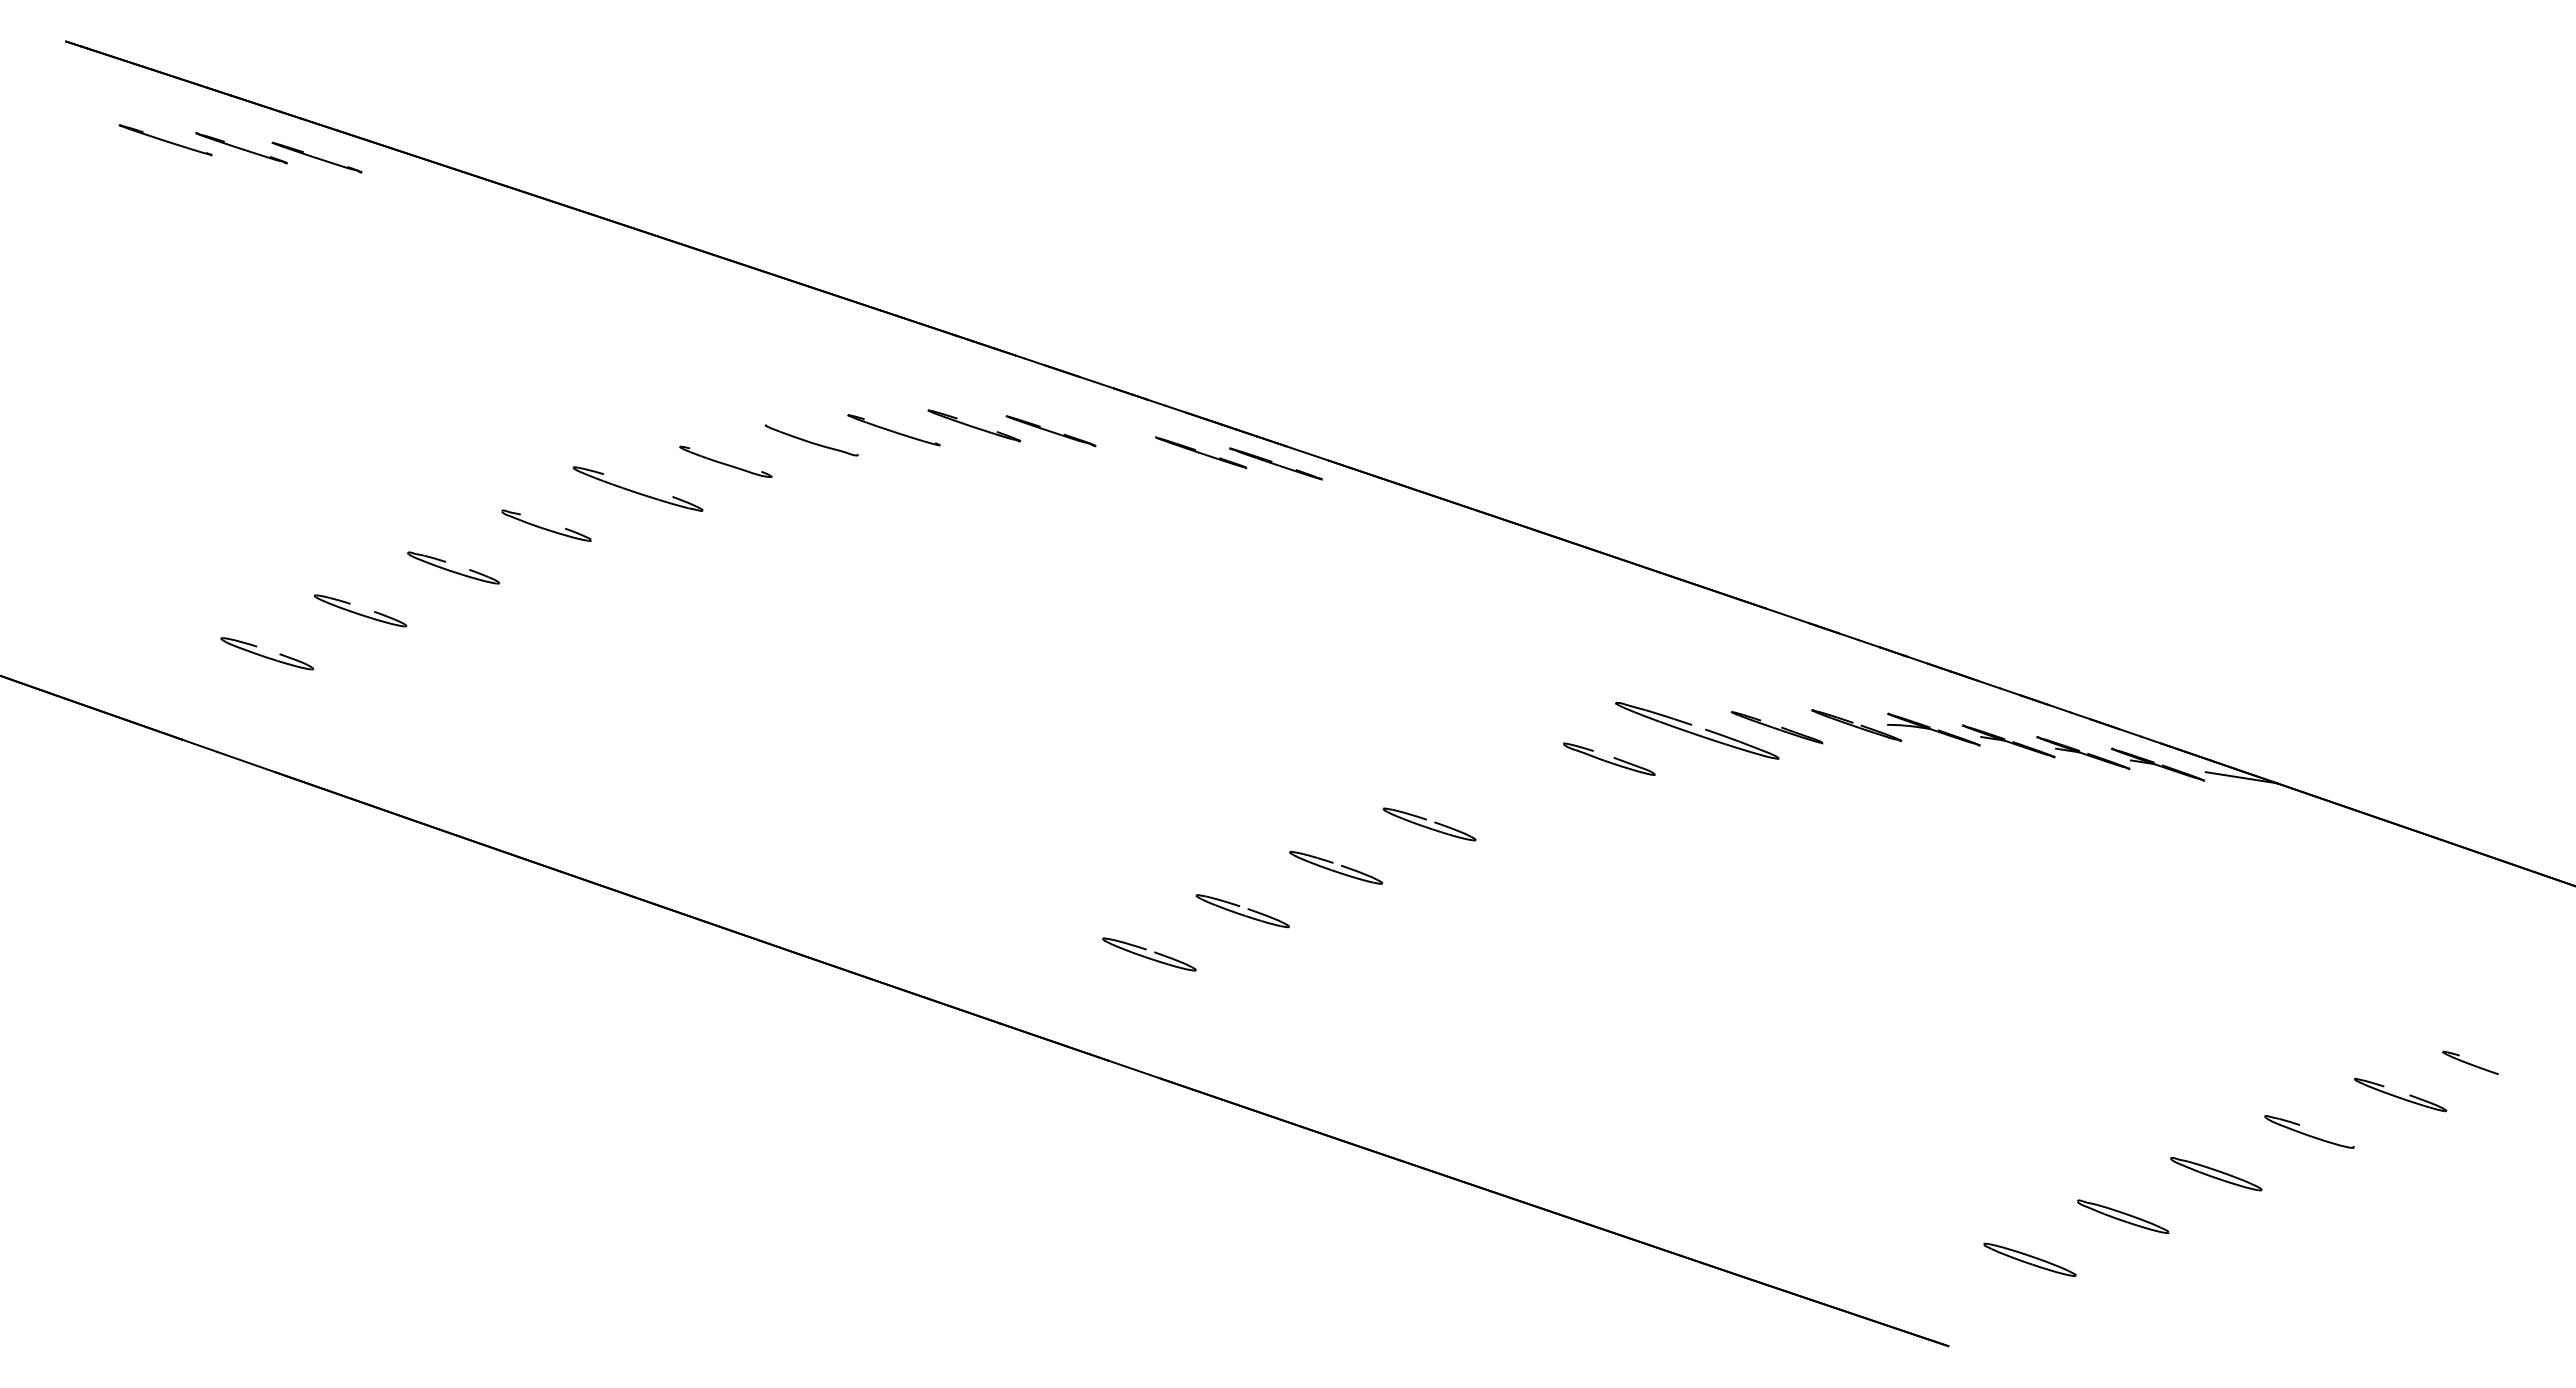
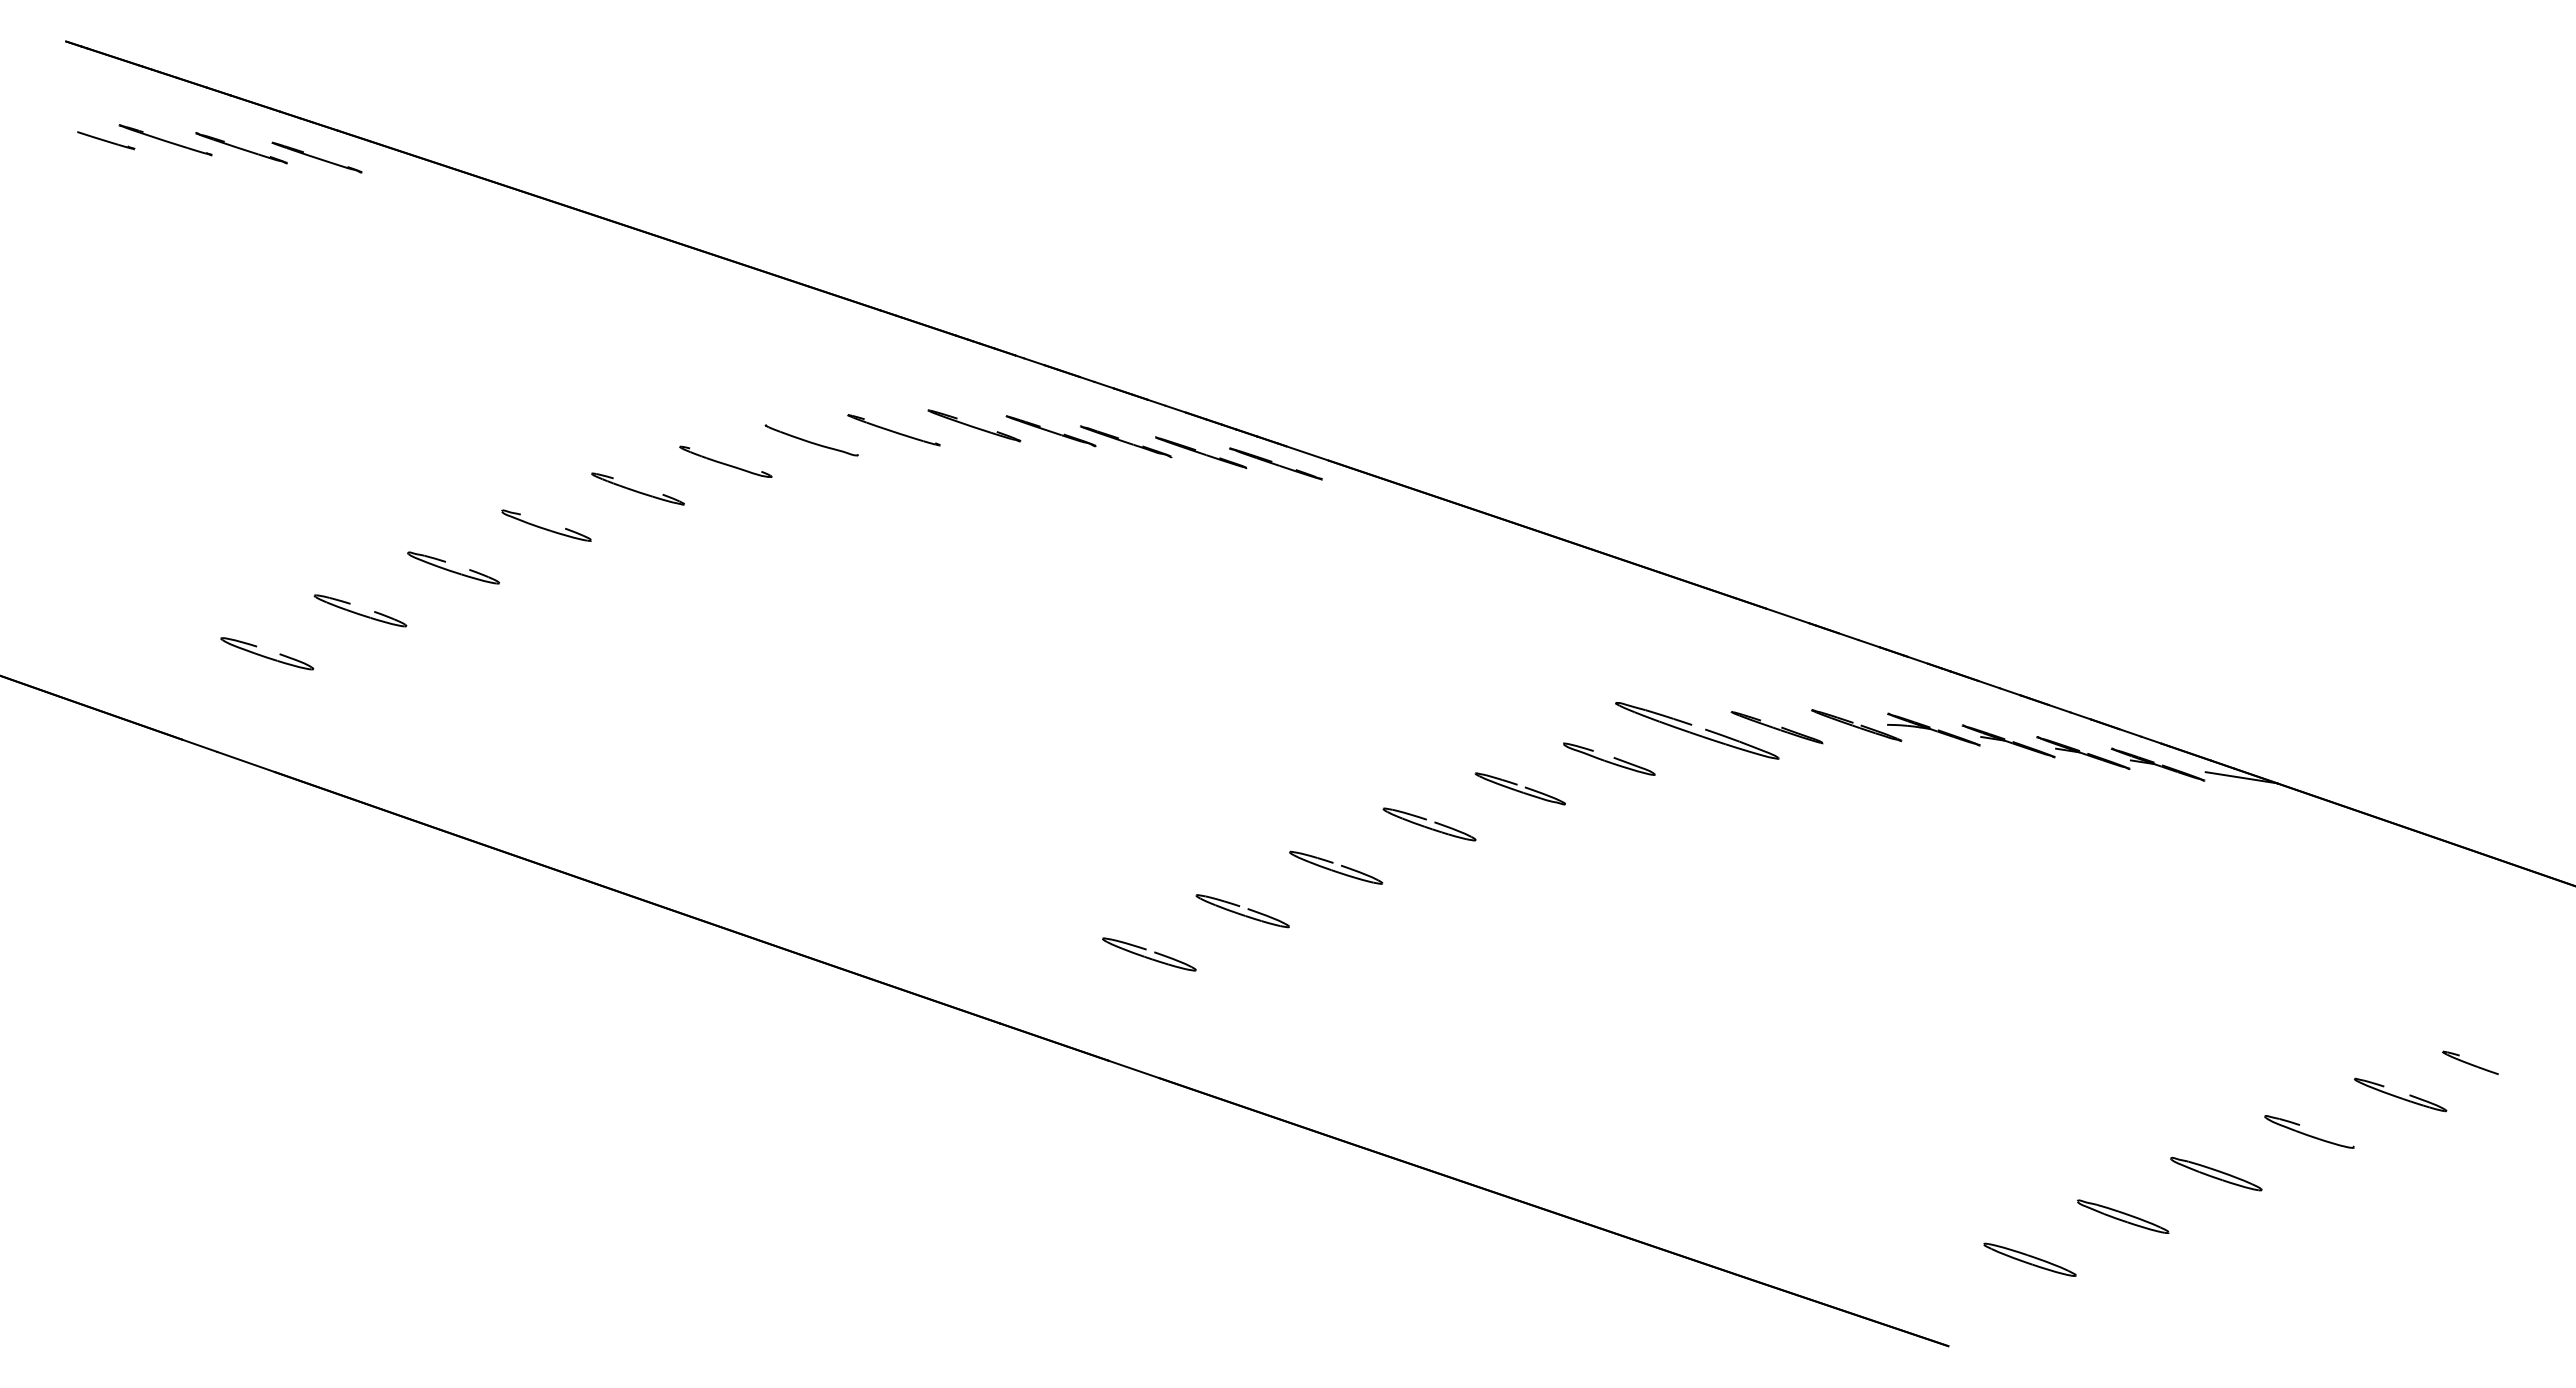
part: none -> present (106, 140)
line: none -> present (1125, 441)
part size: 132x46 px -> 94x34 px (637, 488)
part: none -> present (1519, 788)
